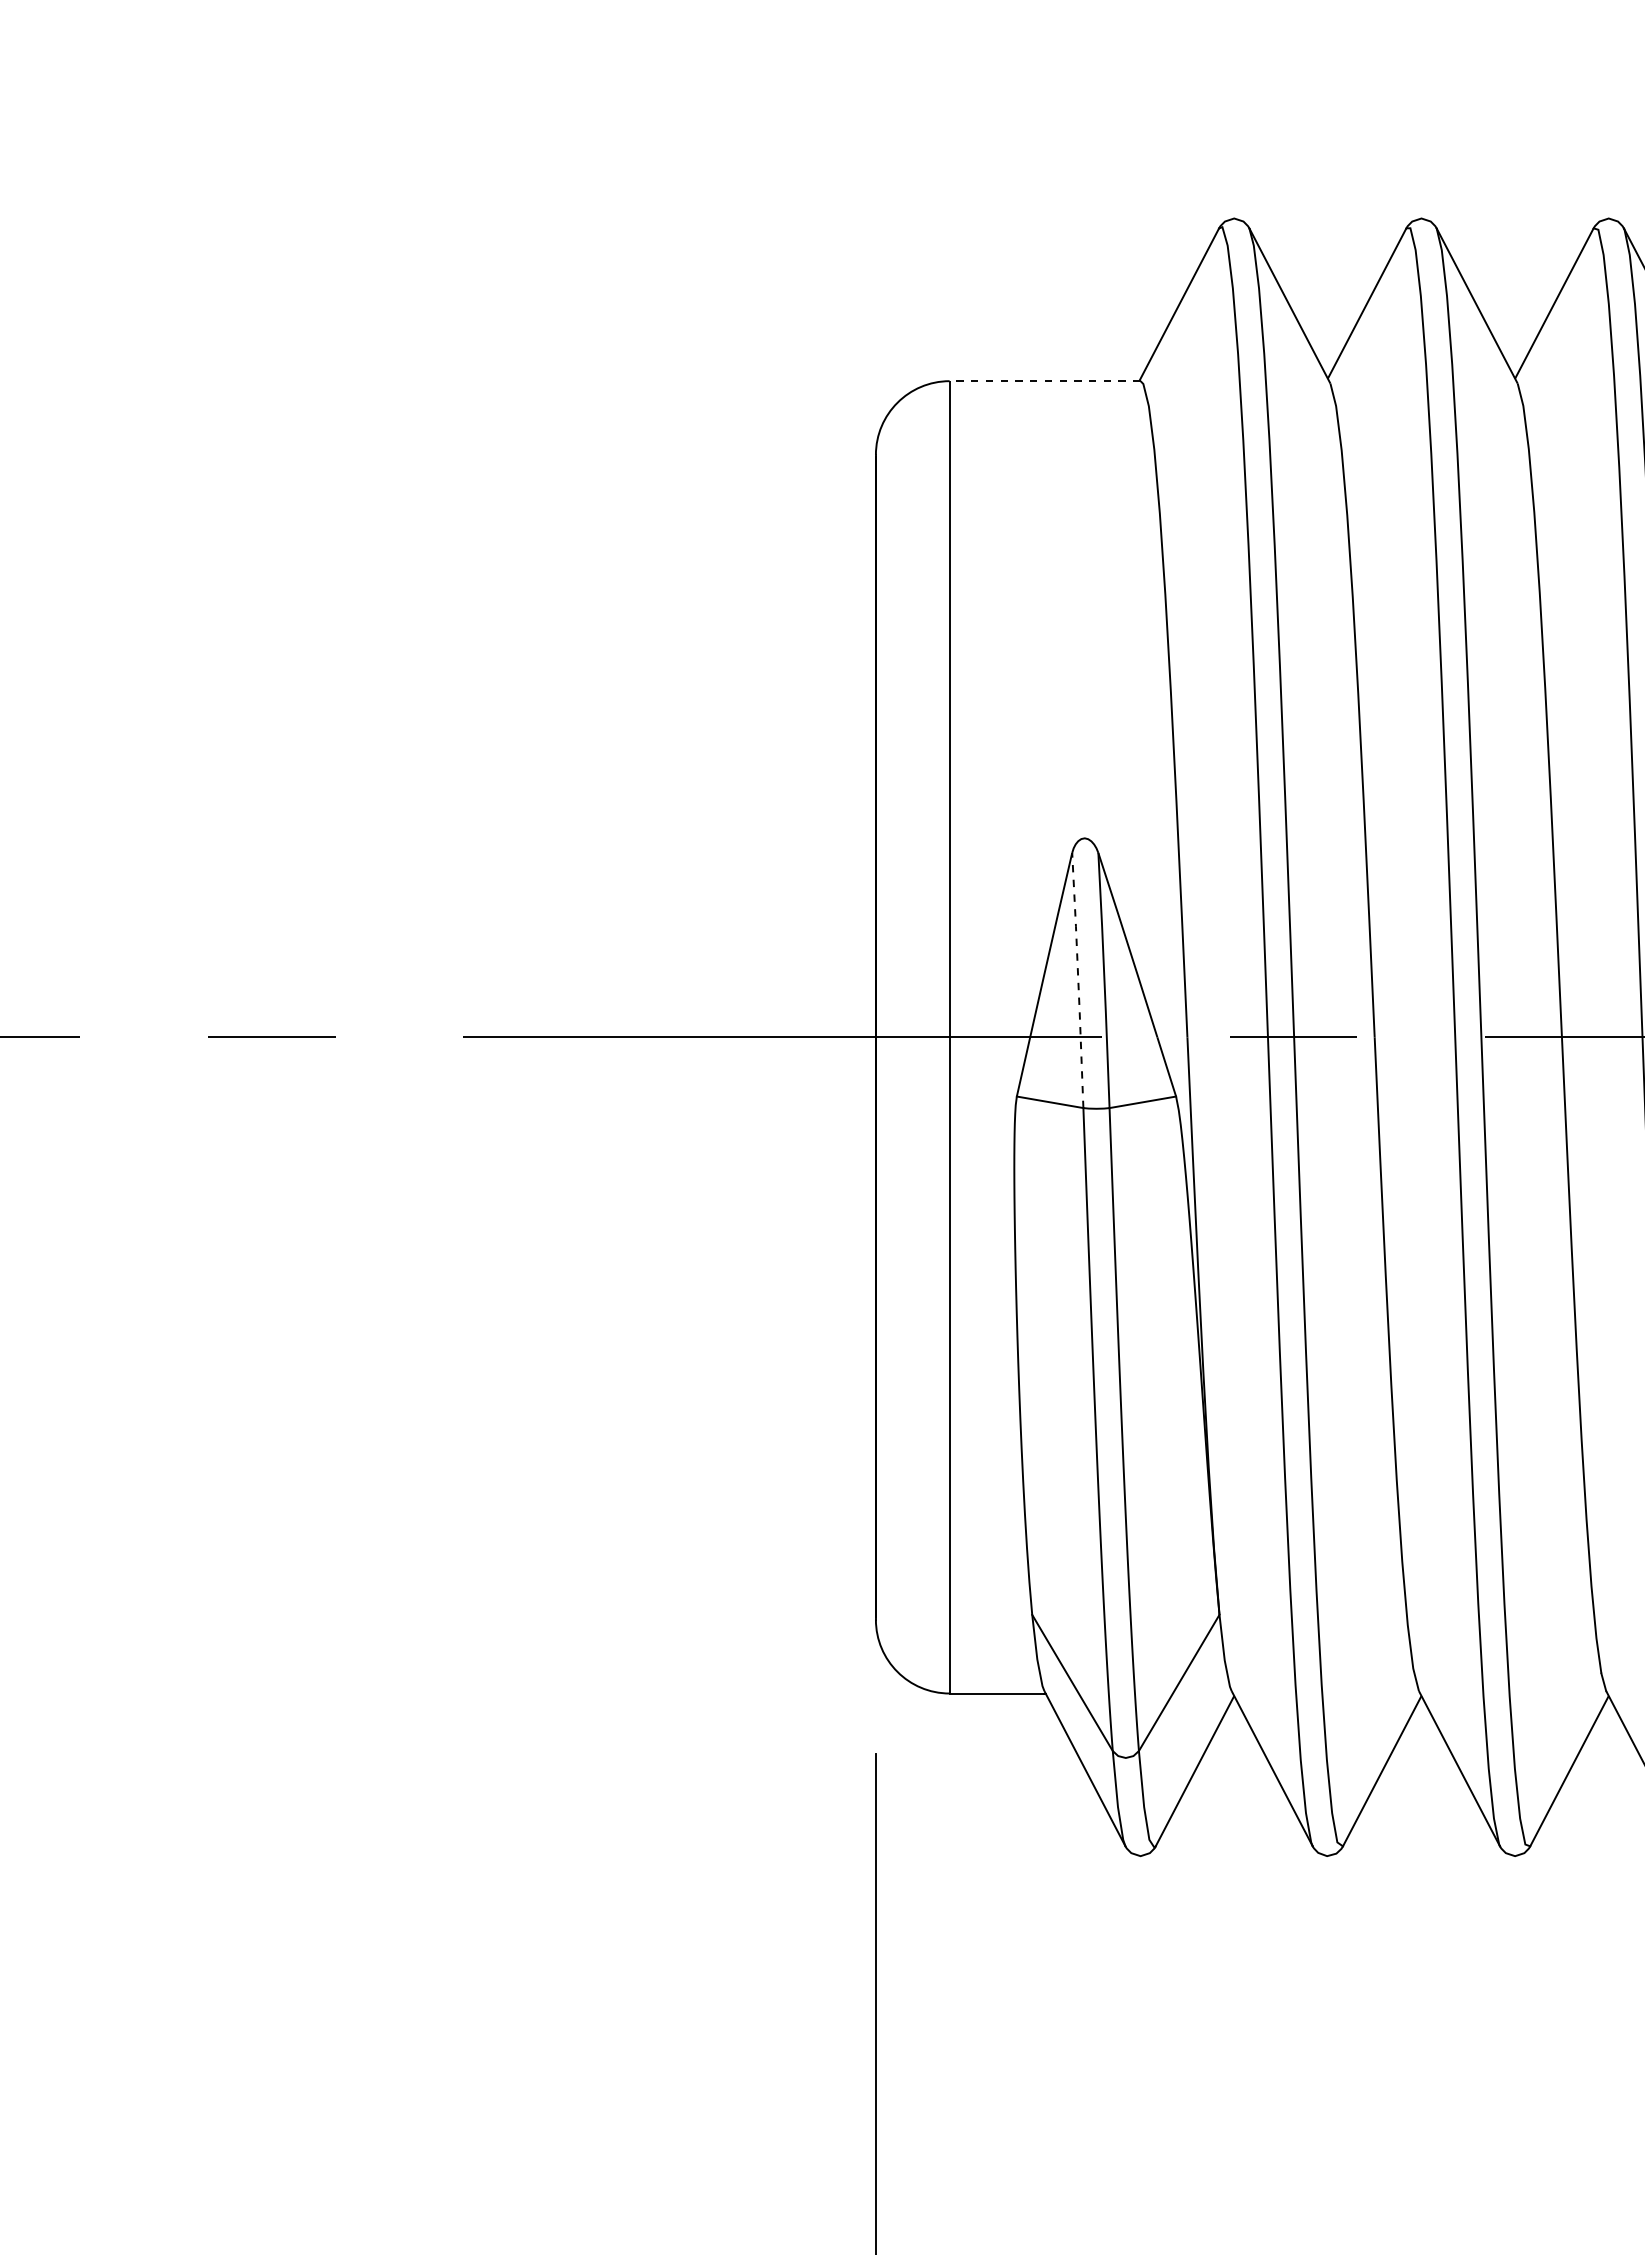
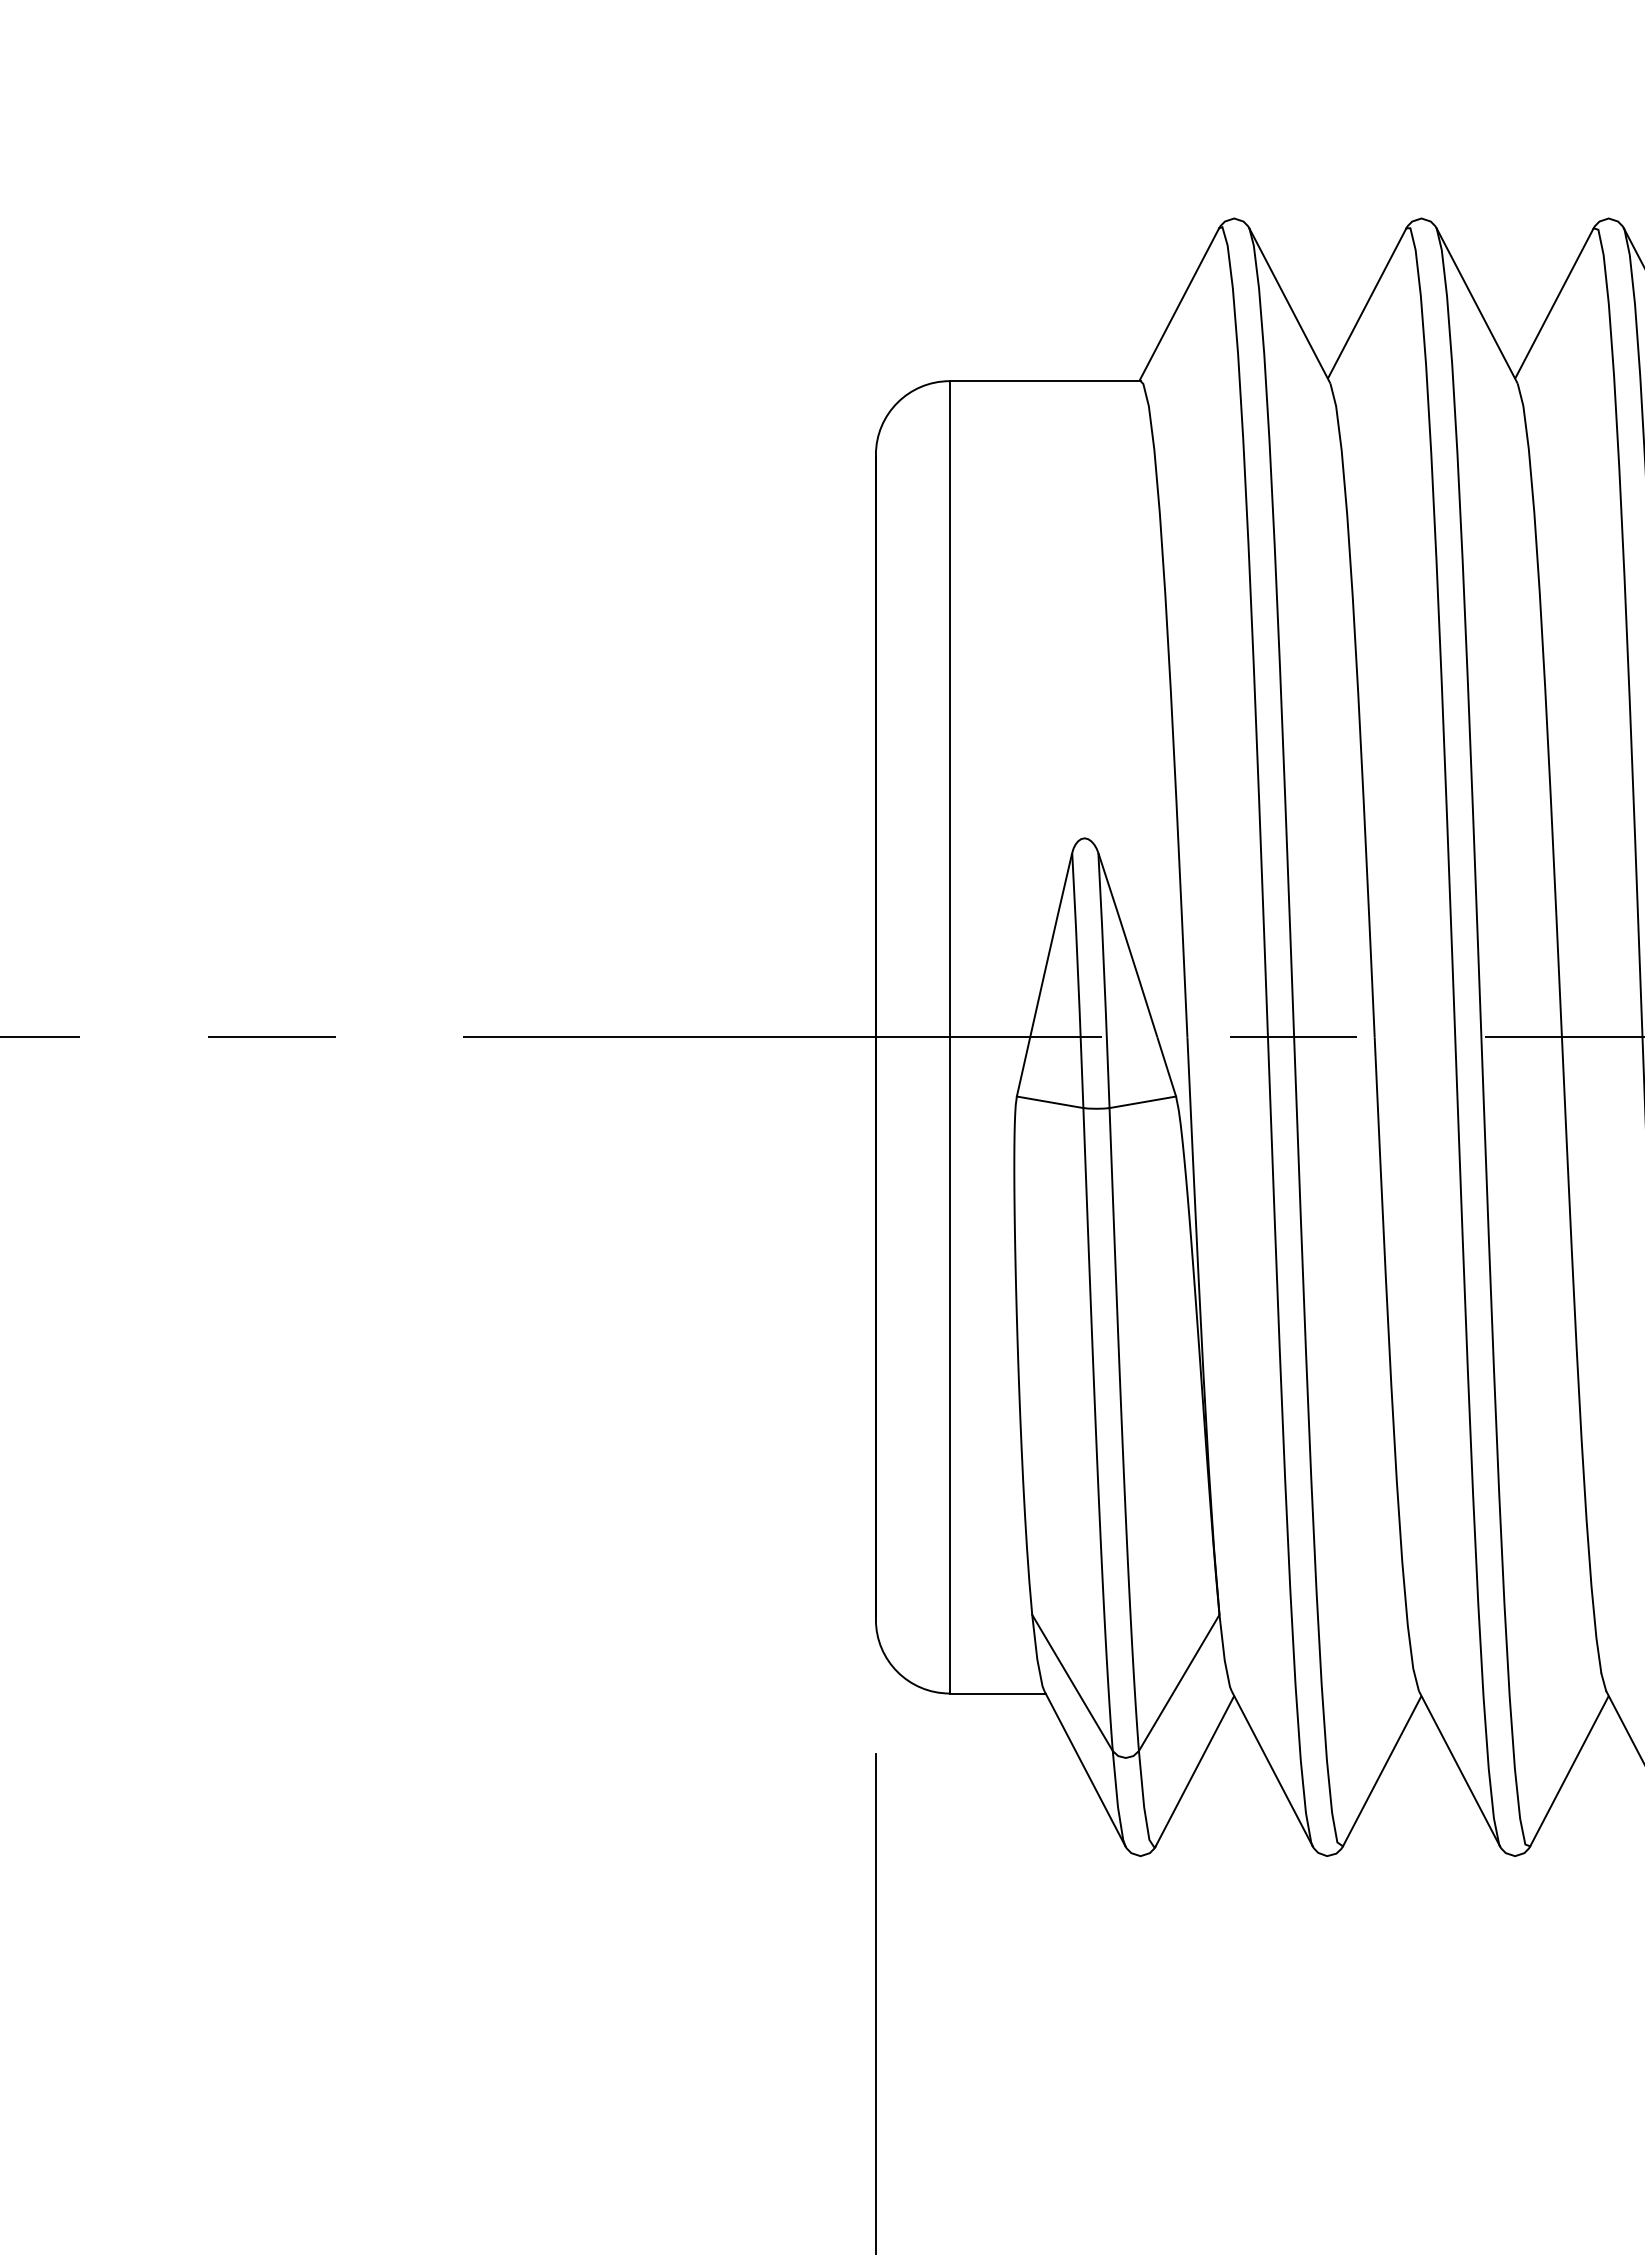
line: dashed -> solid (1044, 381)
line: dashed -> solid (1078, 979)
